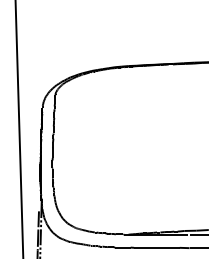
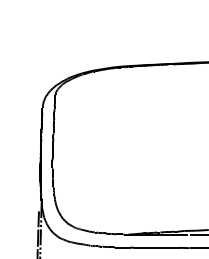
line: present -> none (19, 128)
